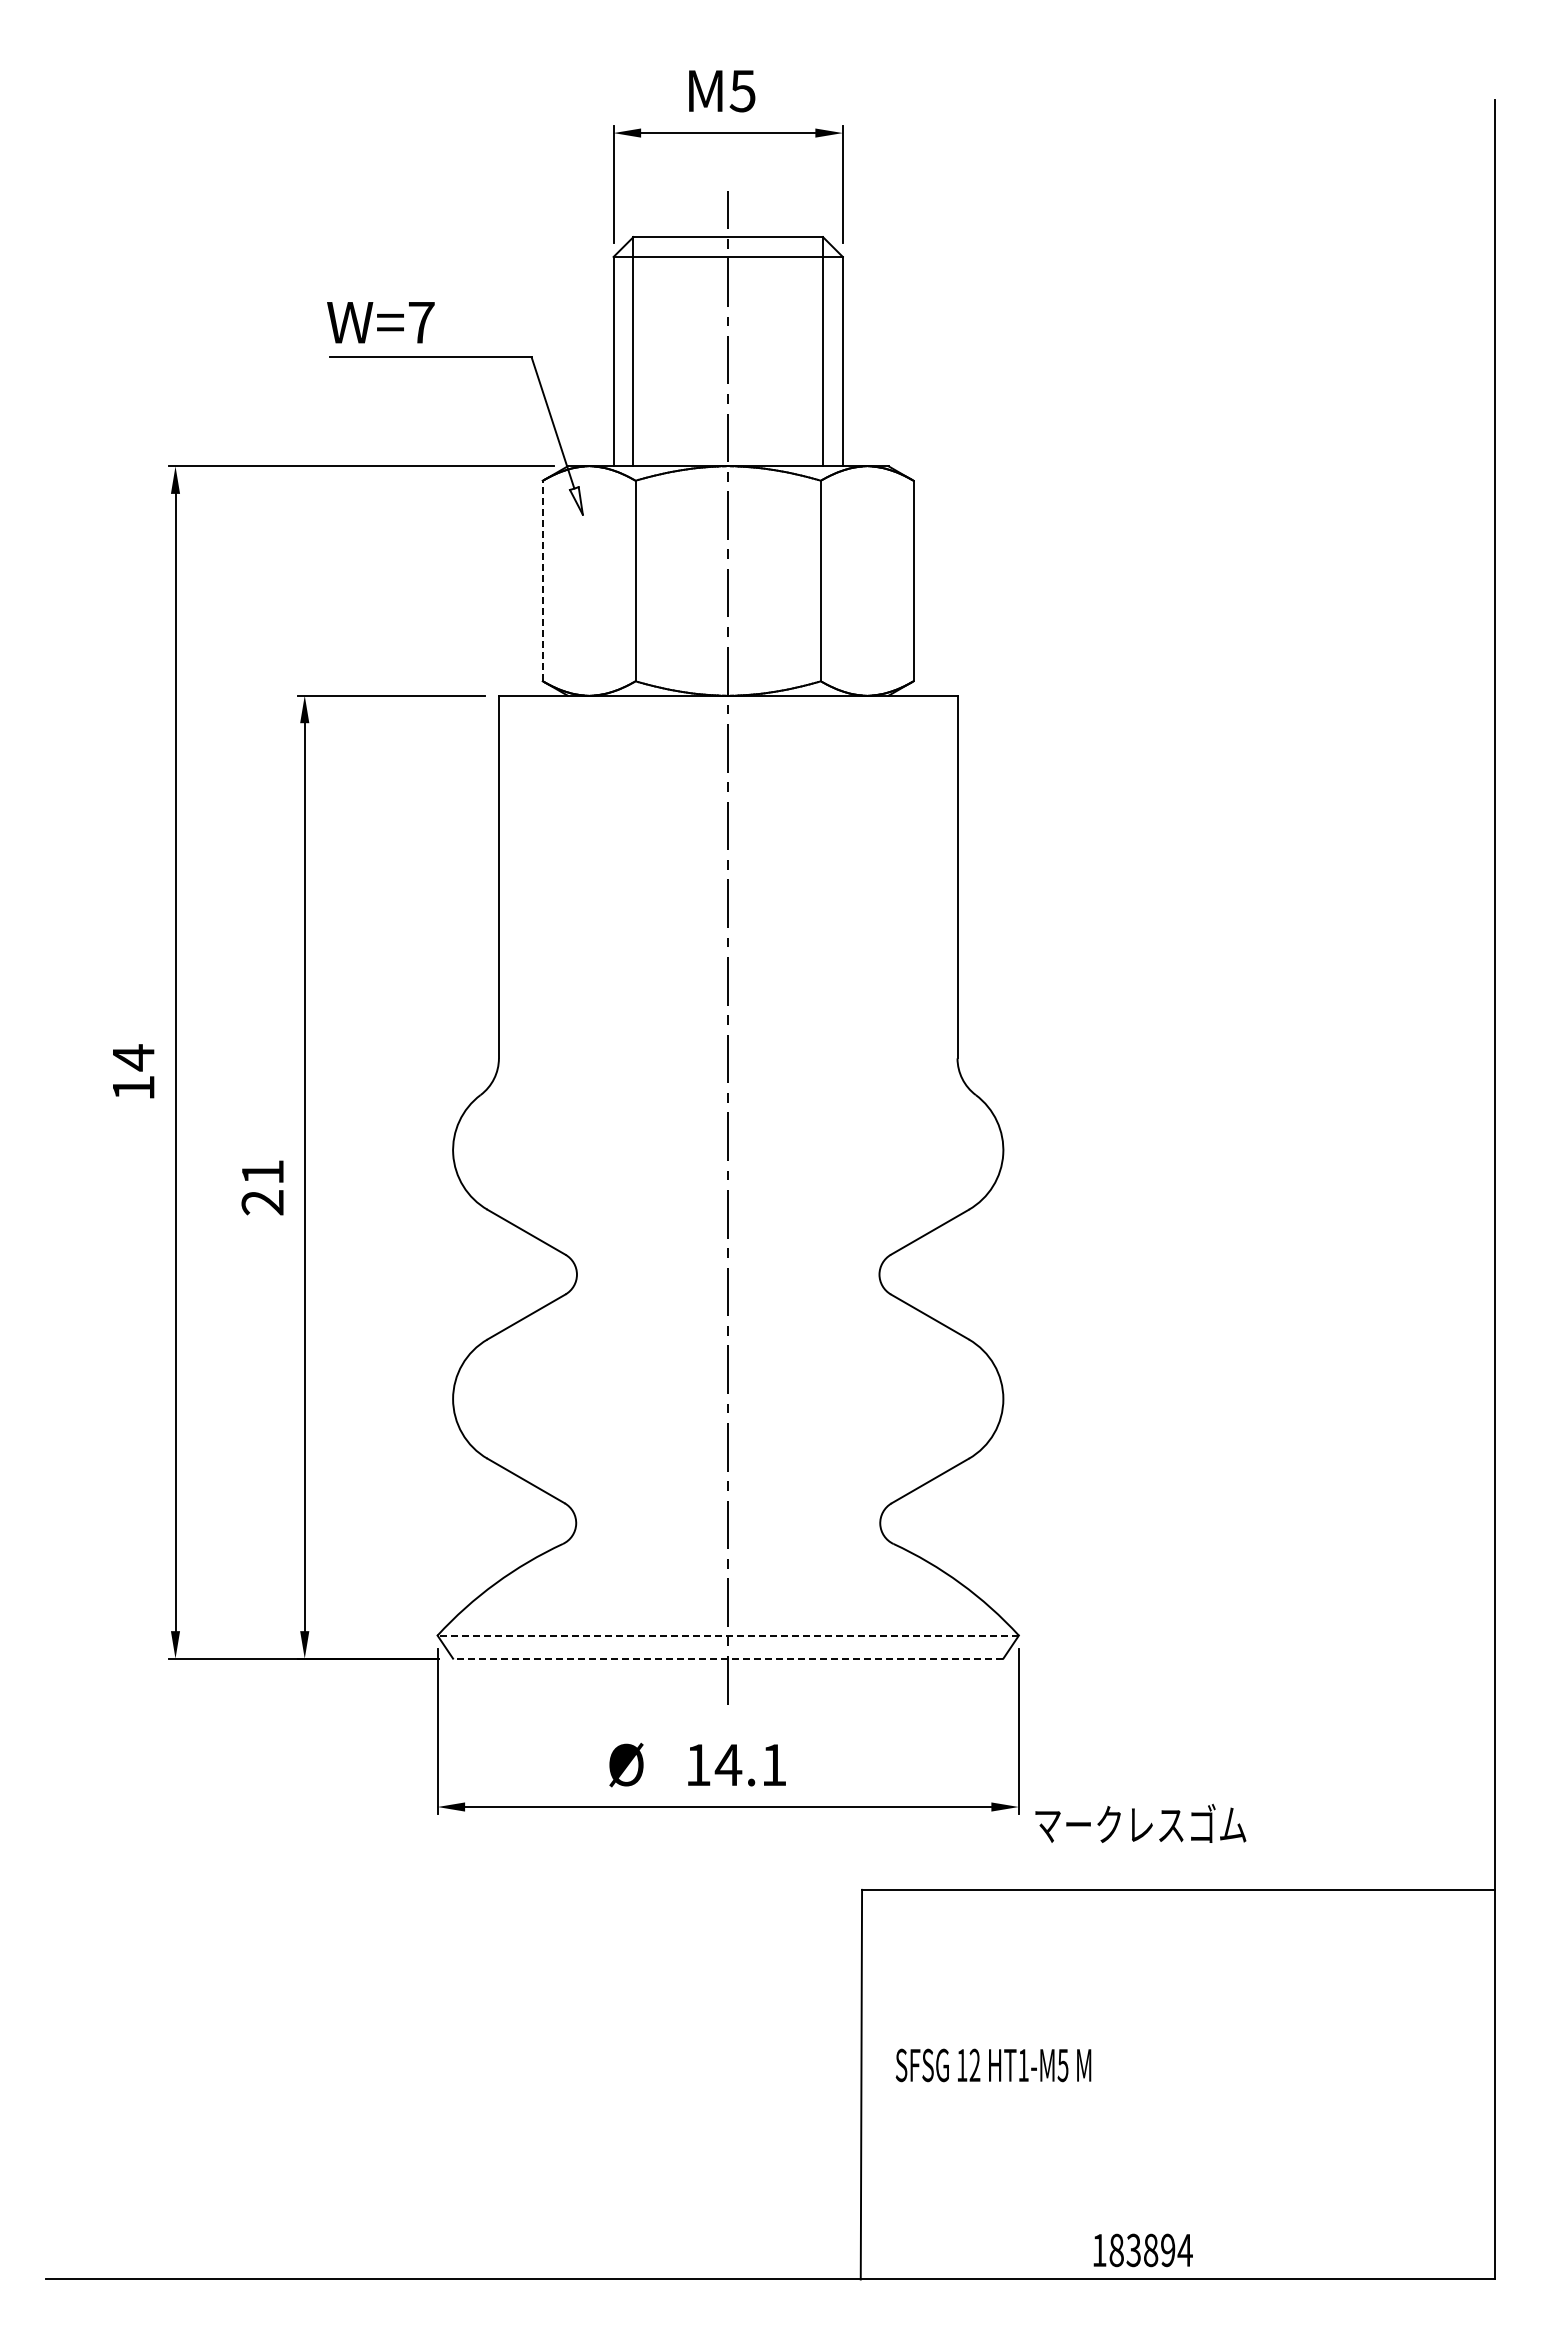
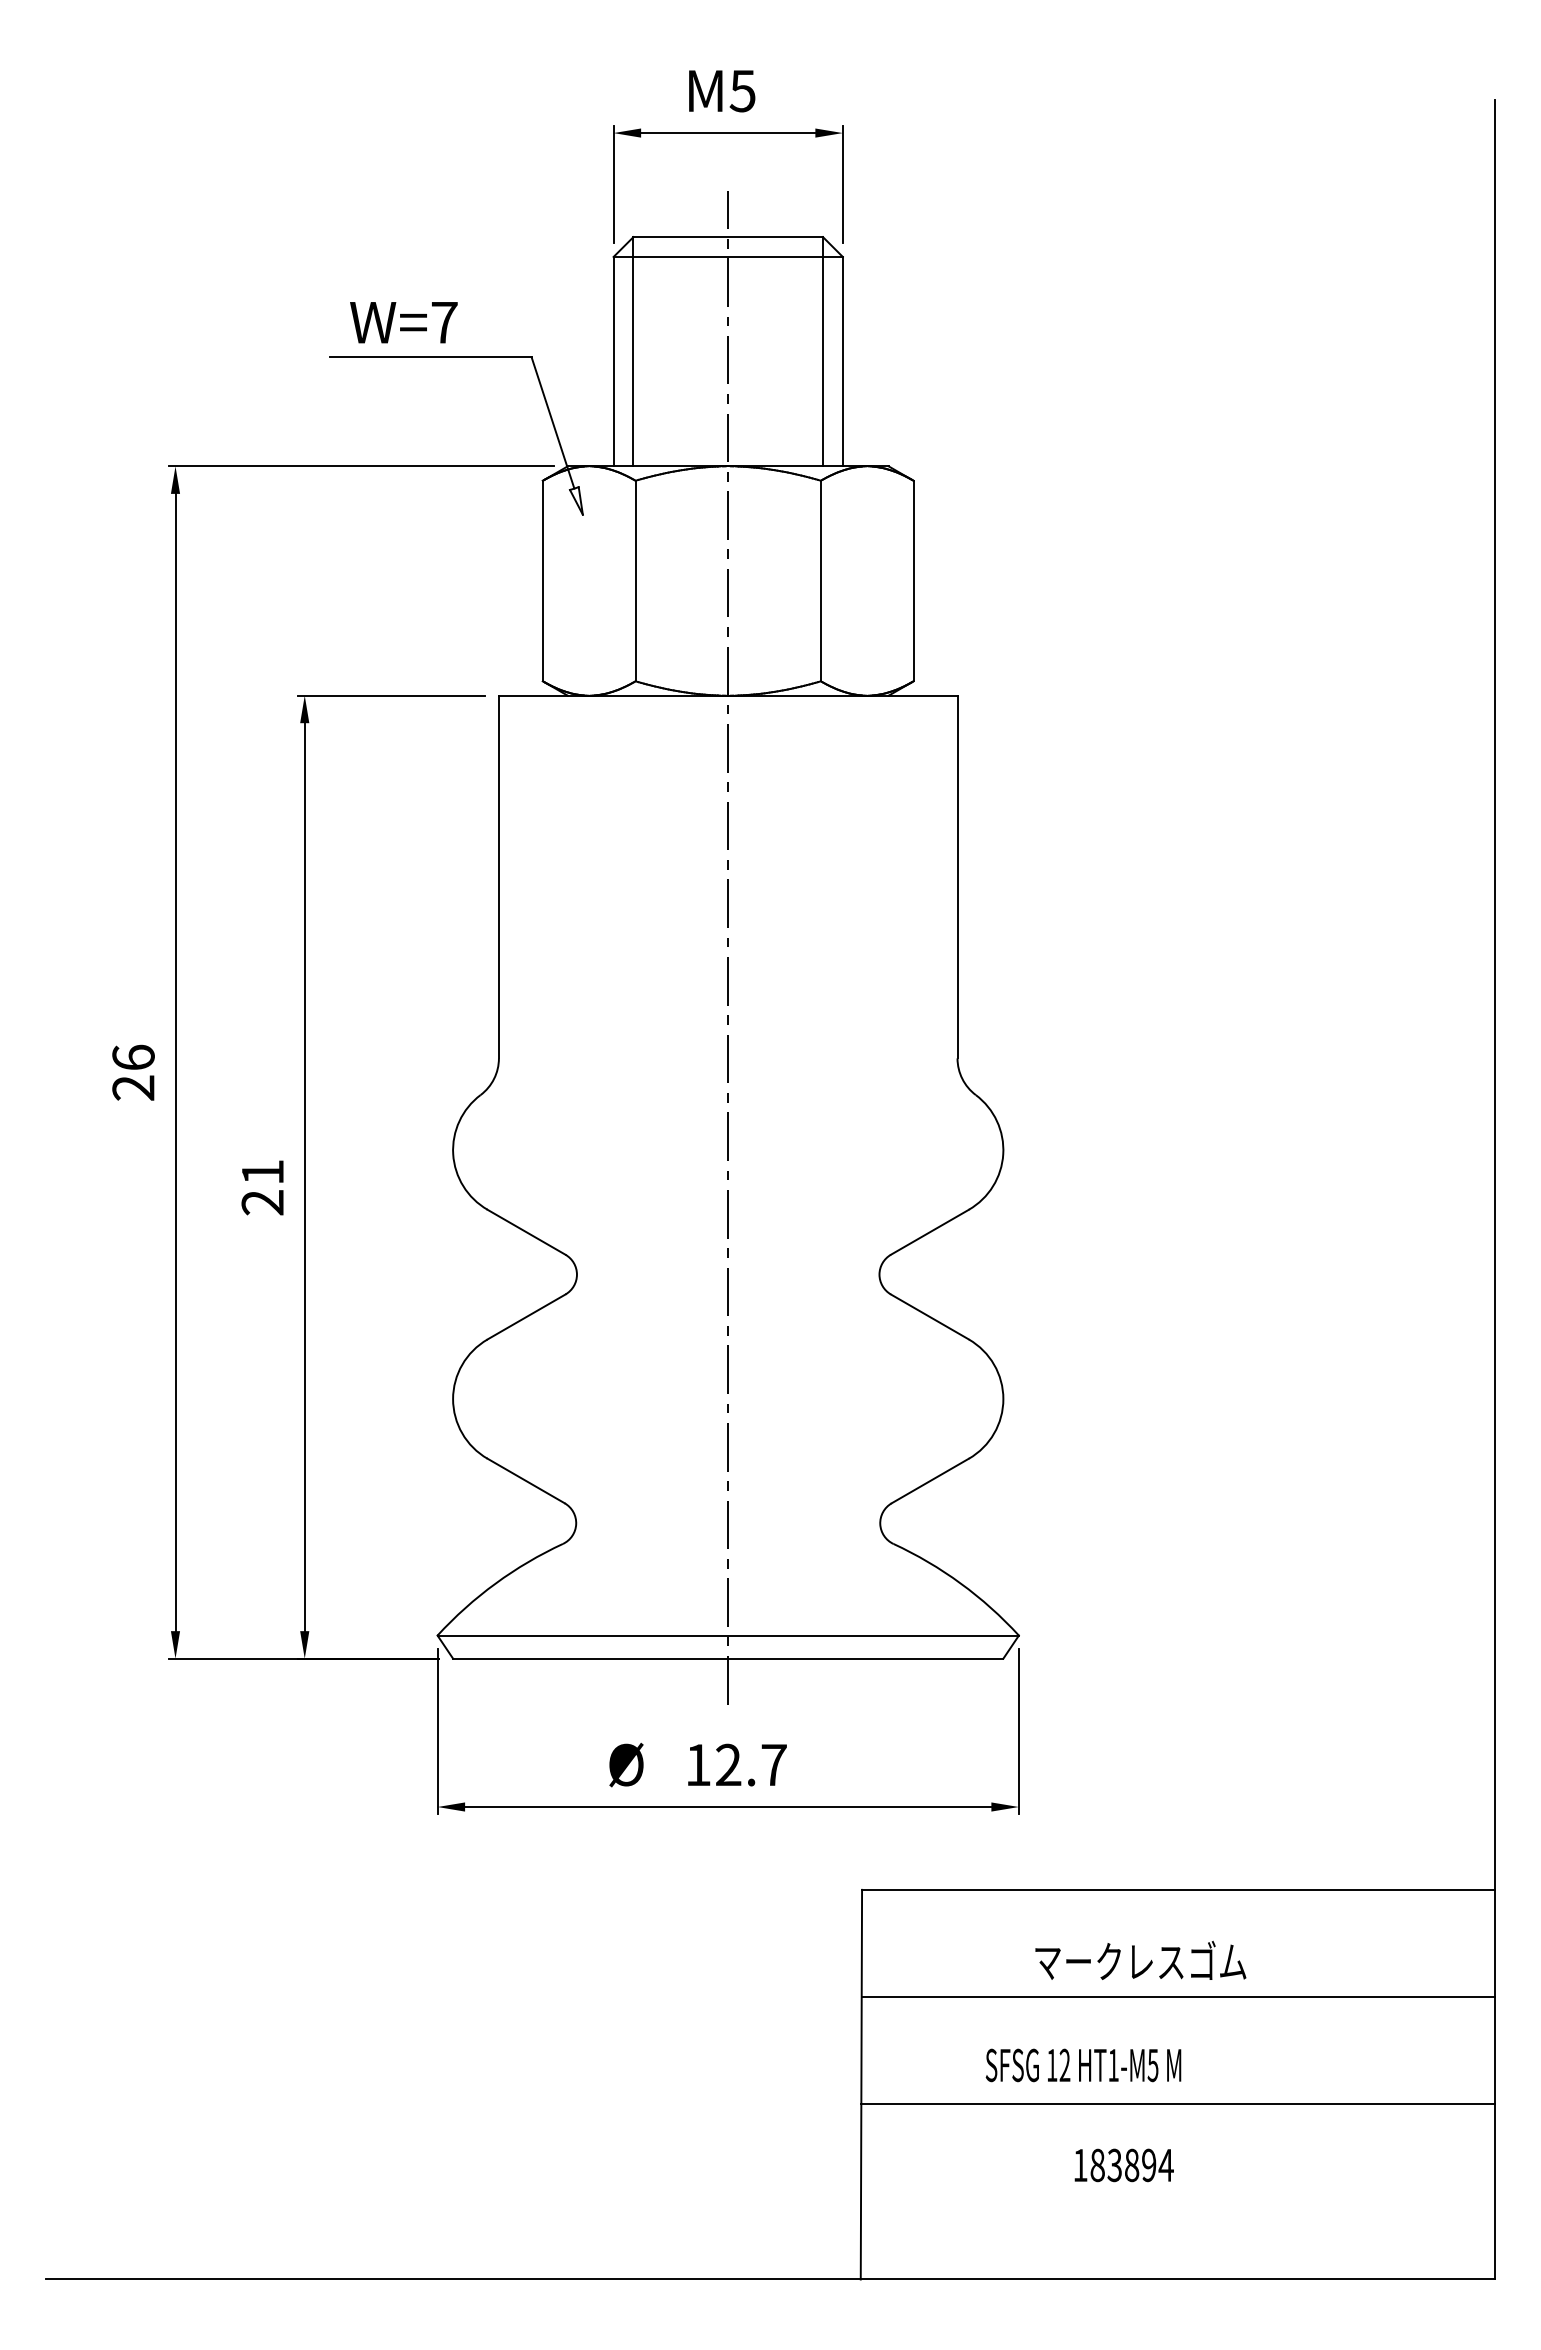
text position: (380, 322) -> (403, 322) (403, 322)
line: dashed -> solid (542, 580)
text: 14 -> 26 (133, 1072)
line: dashed -> solid (728, 1635)
line: dashed -> solid (727, 1658)
text: 14.1 -> 12.7 (750, 1764)
text position: (1140, 1822) -> (1140, 1959) (1140, 1959)
line: none -> present (1177, 1996)
text position: (993, 2065) -> (1083, 2065) (1083, 2065)
line: none -> present (1177, 2103)
text position: (1142, 2250) -> (1123, 2165) (1123, 2165)
